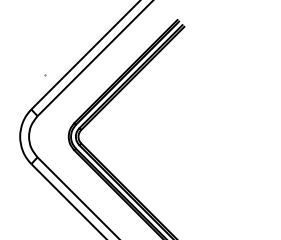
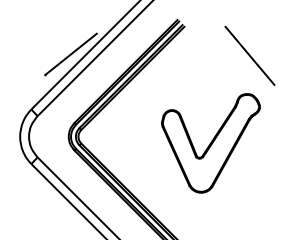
line: none -> present (70, 53)
line: none -> present (249, 55)
part: none -> present (210, 143)
